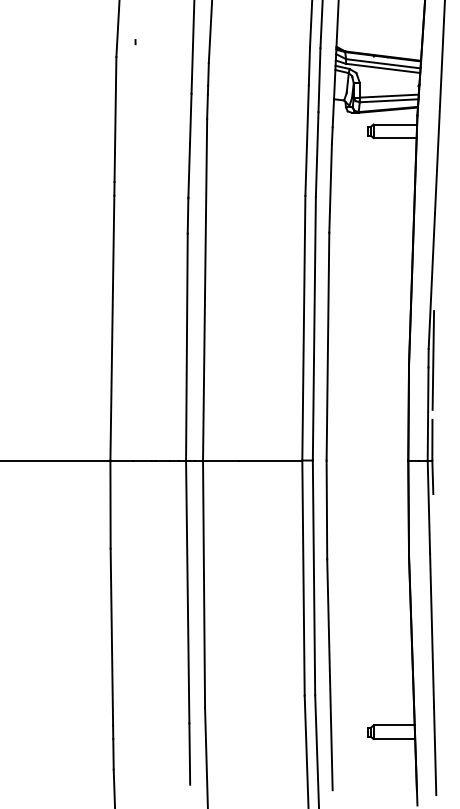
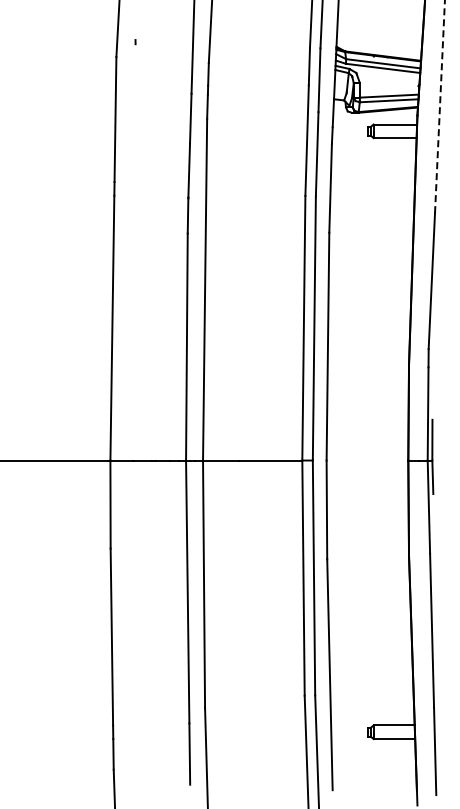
line: solid -> dashed (439, 106)
line: present -> none (433, 360)
